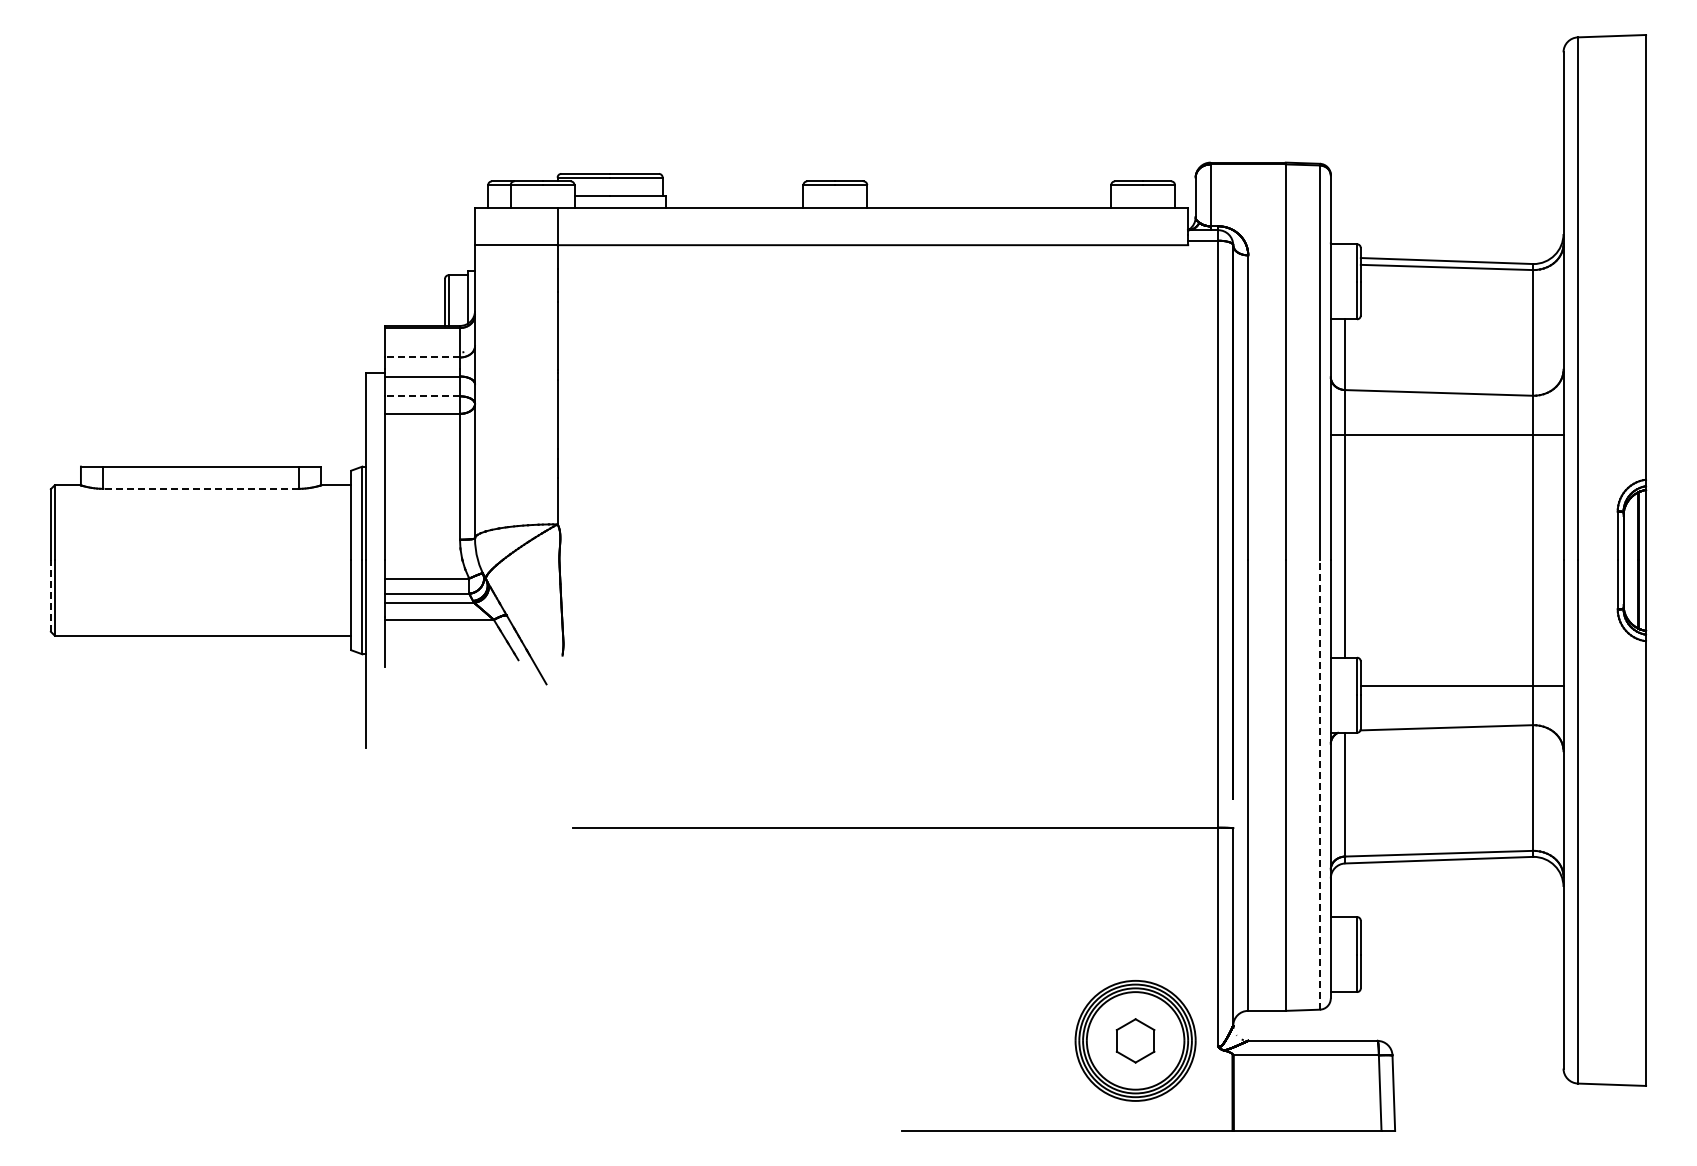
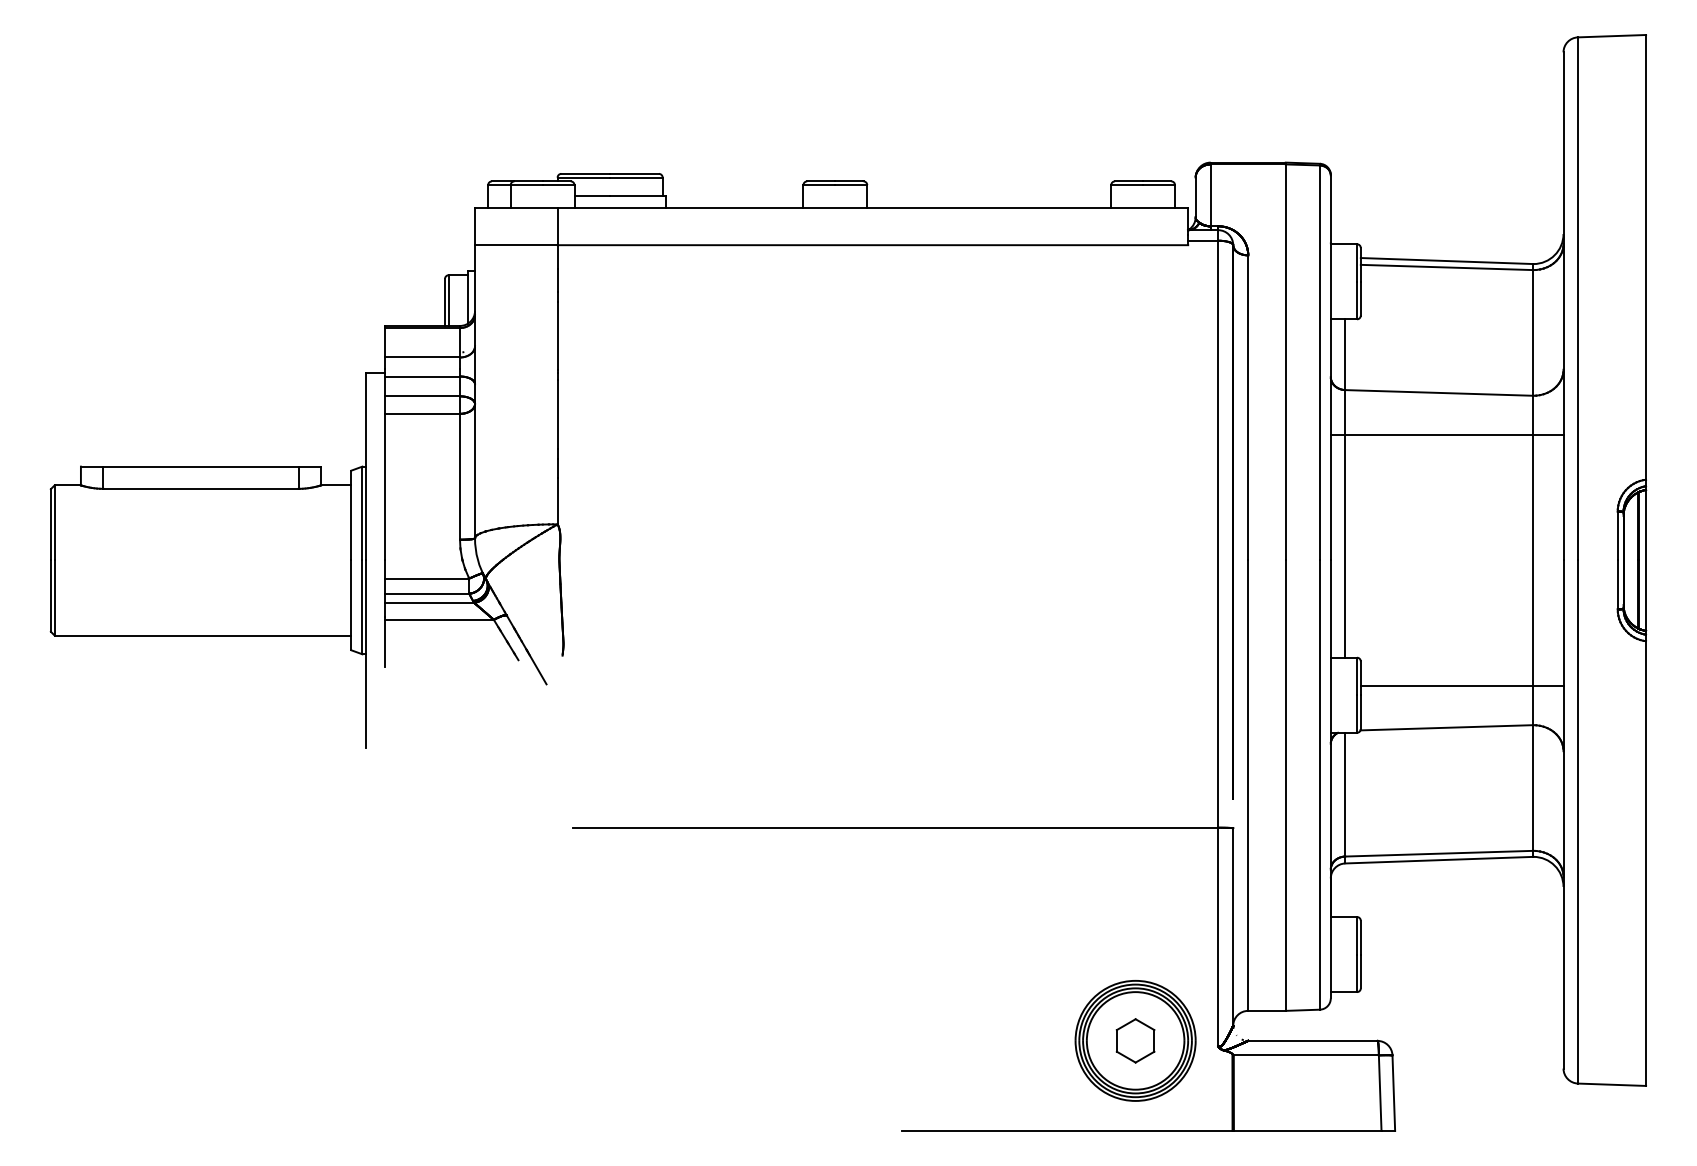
line: dashed -> solid (422, 357)
line: dashed -> solid (422, 396)
line: dashed -> solid (201, 488)
line: dashed -> solid (50, 596)
line: dashed -> solid (1319, 785)
